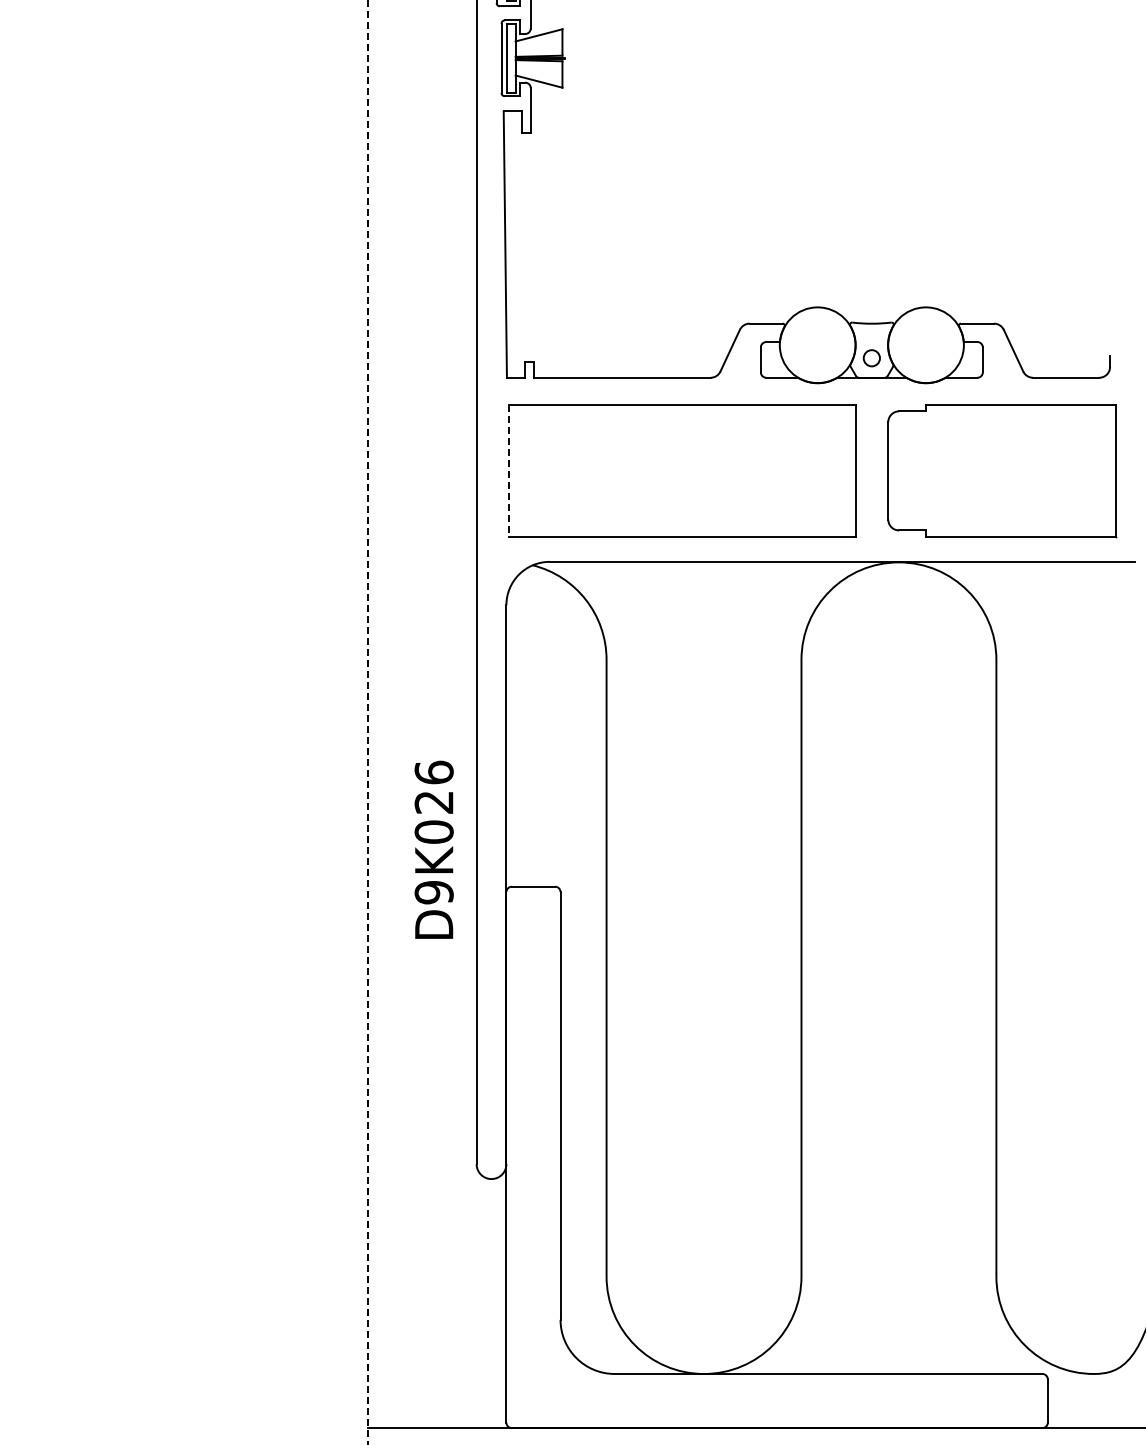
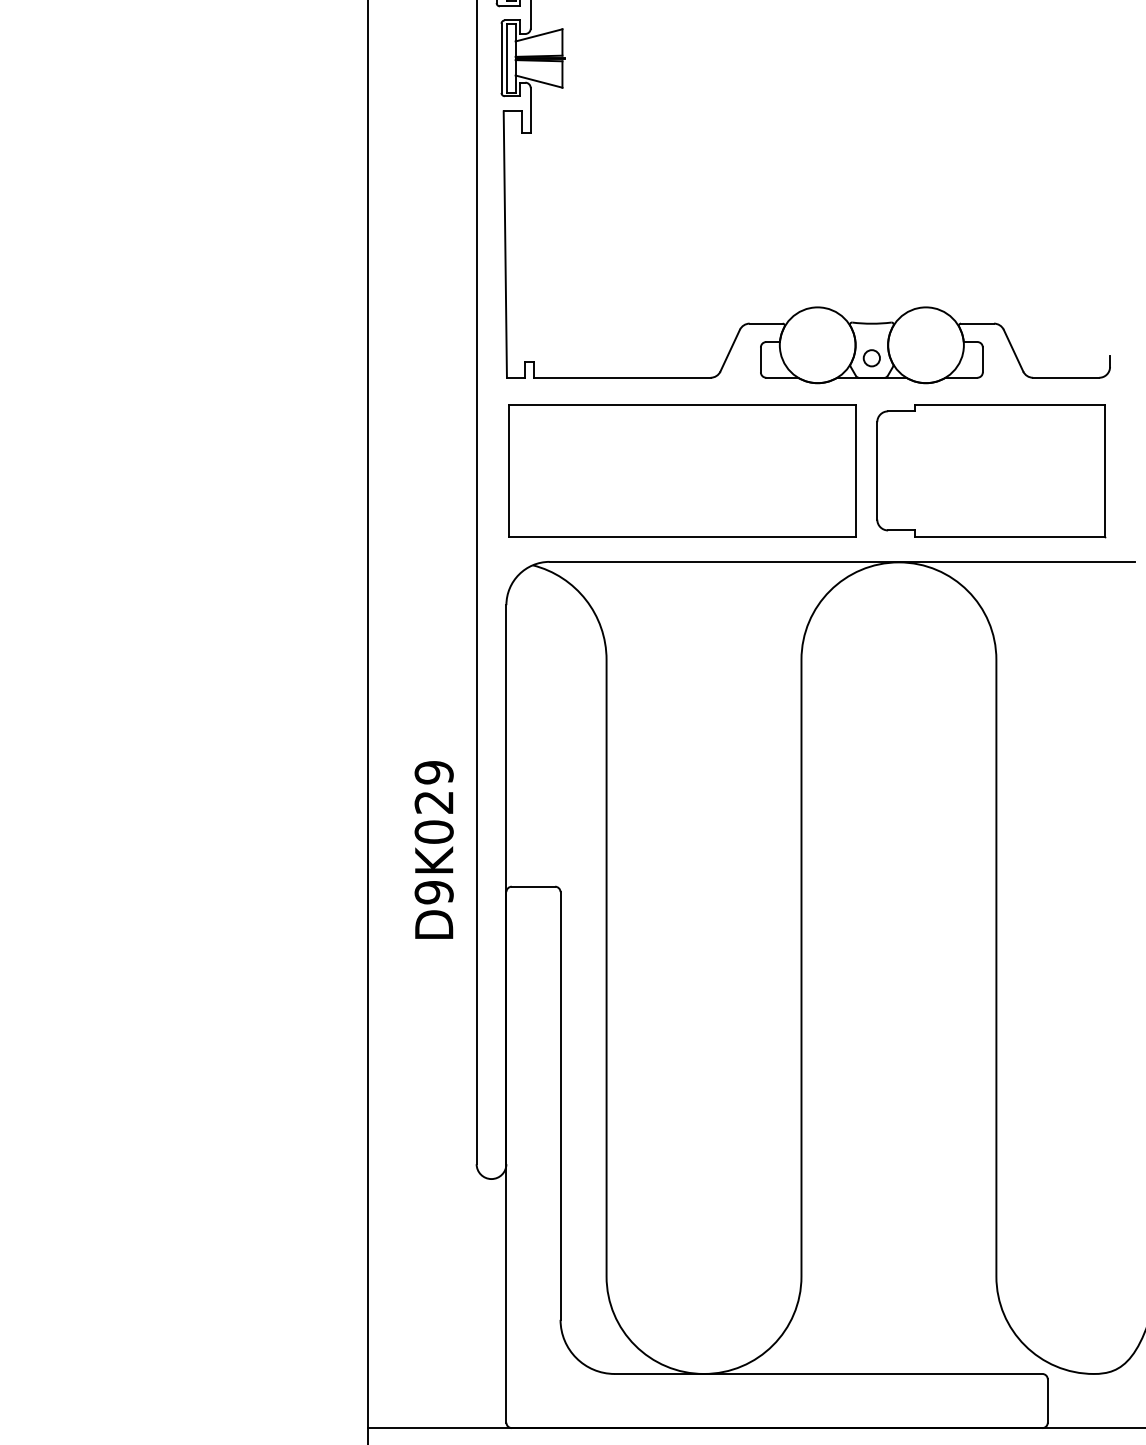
line: dashed -> solid (509, 471)
part position: (1002, 471) -> (991, 471) (991, 471)
line: dashed -> solid (368, 722)
text: D9K026 -> D9K029 (433, 772)
